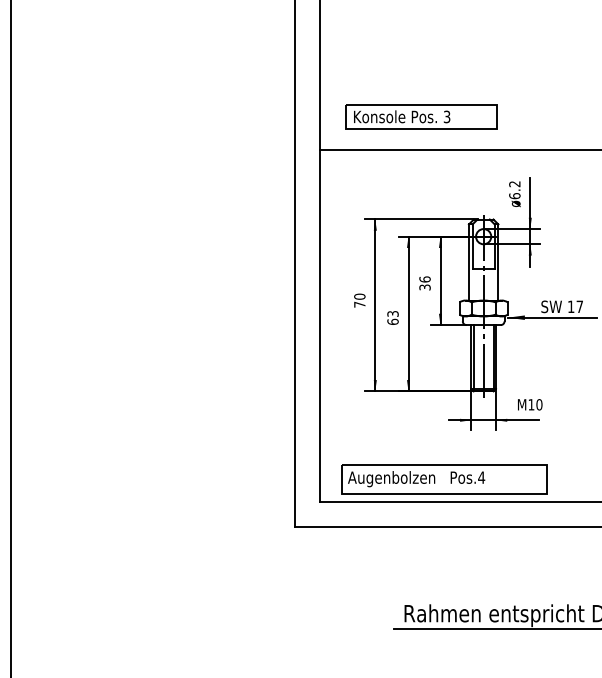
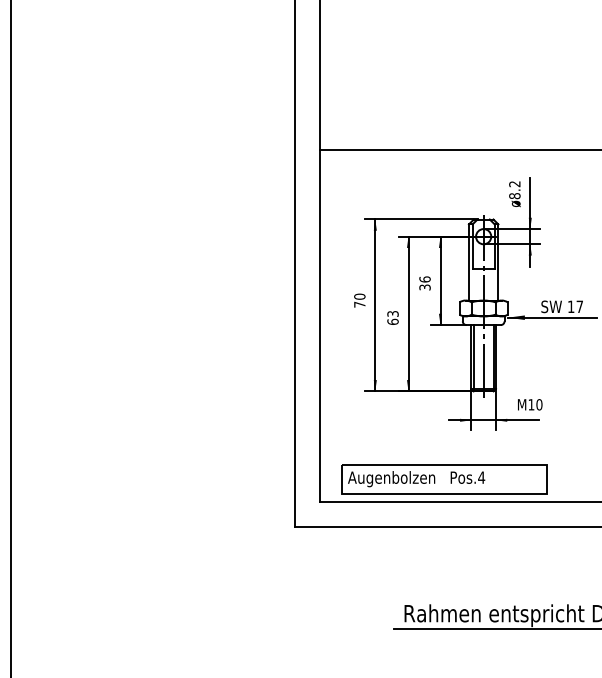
part: present -> none (421, 116)
text: 6.2 -> 8.2 (514, 196)
